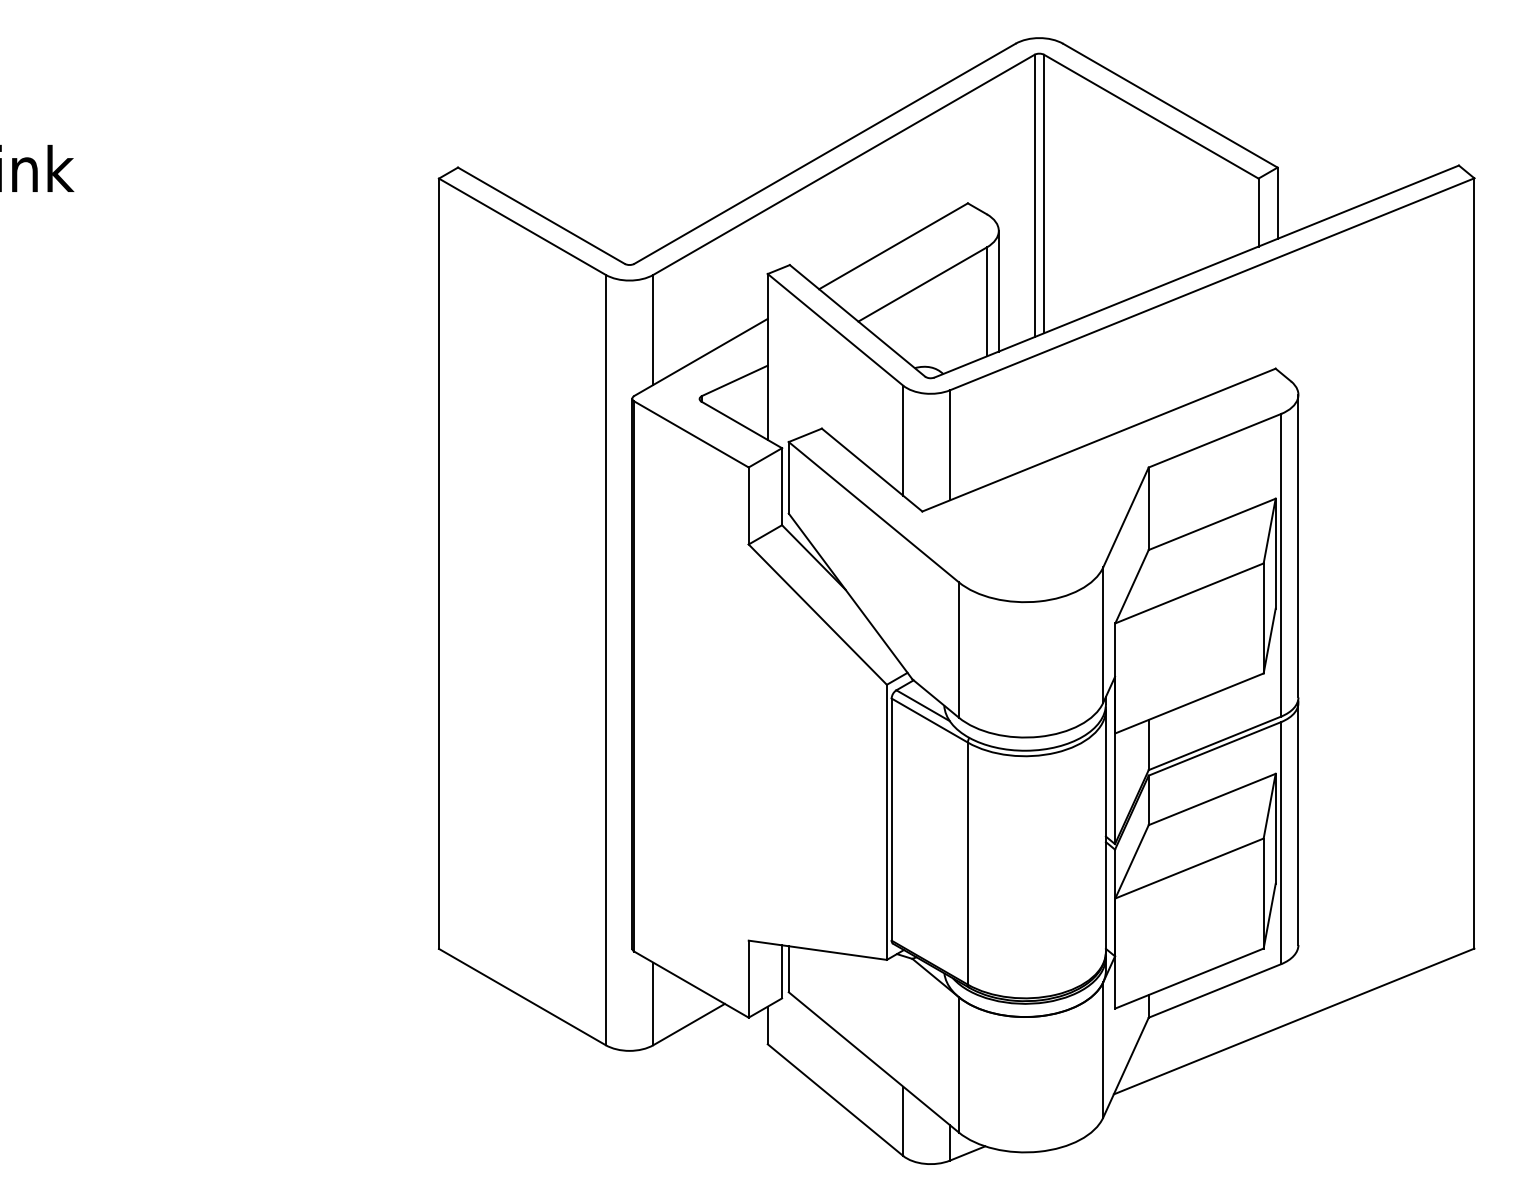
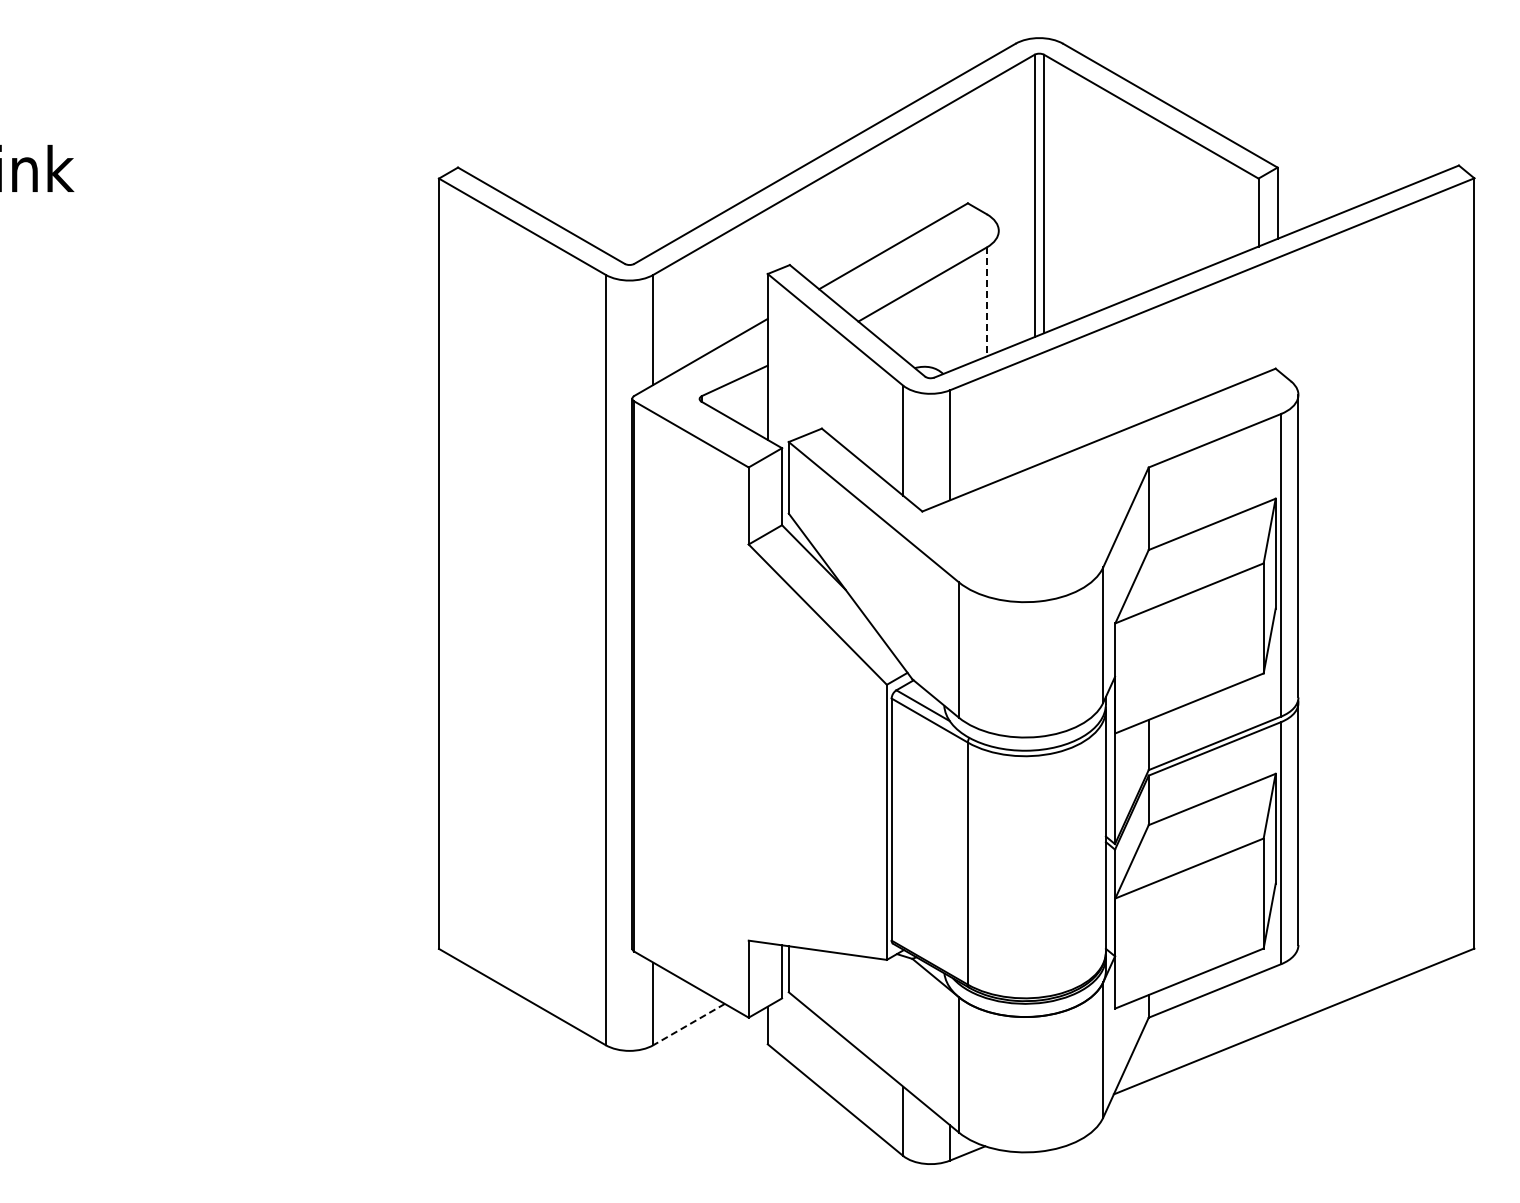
line: present -> none (998, 290)
line: solid -> dashed (986, 302)
line: solid -> dashed (688, 1024)
